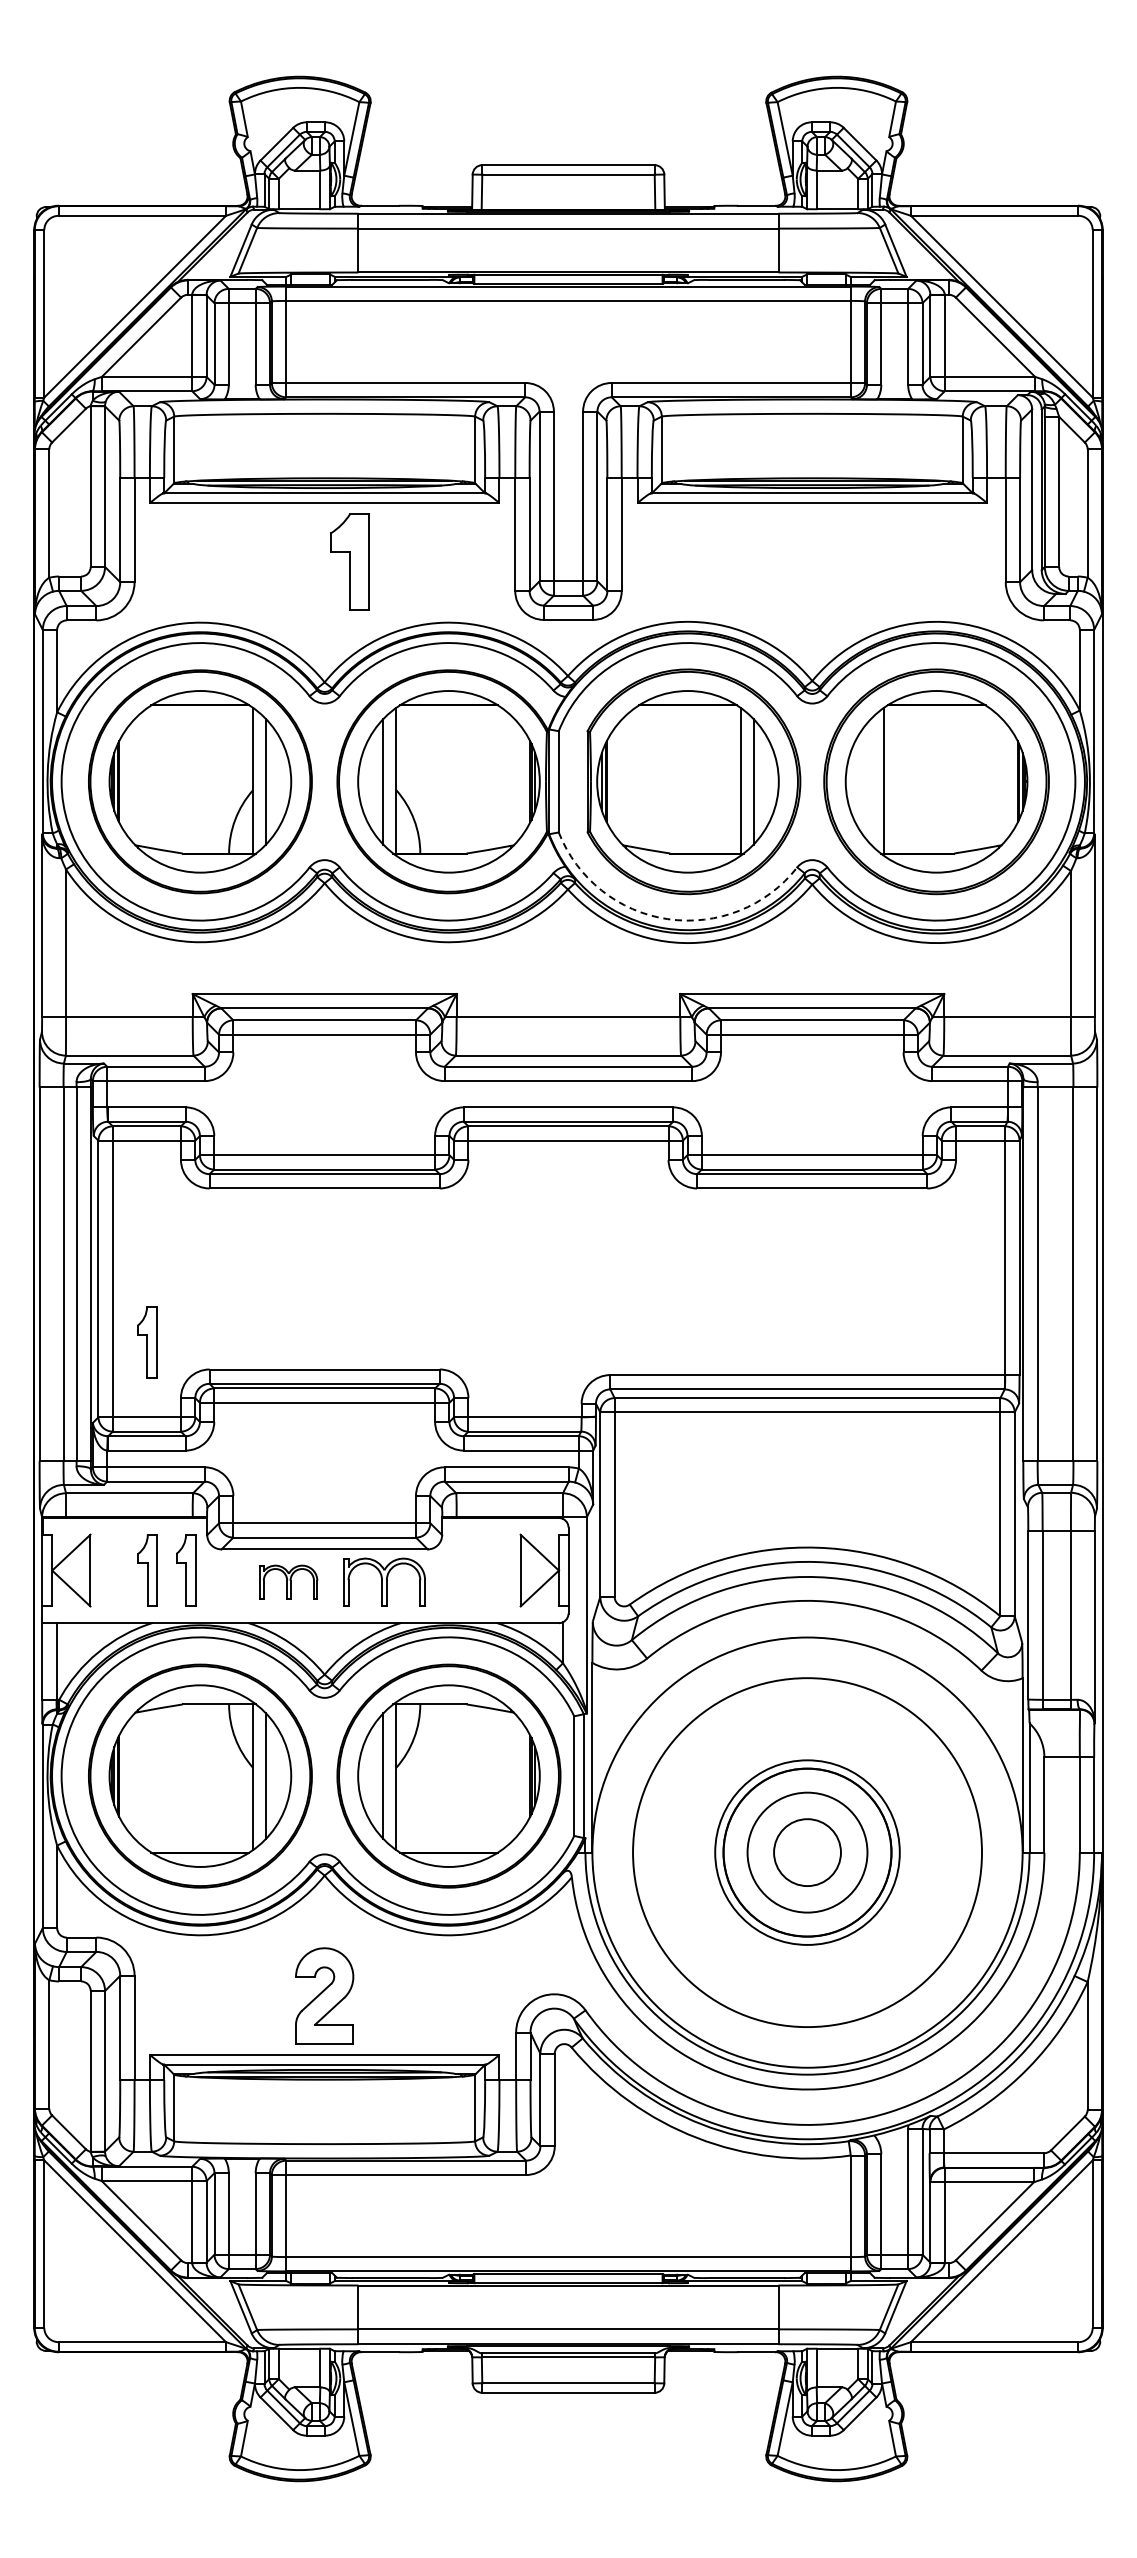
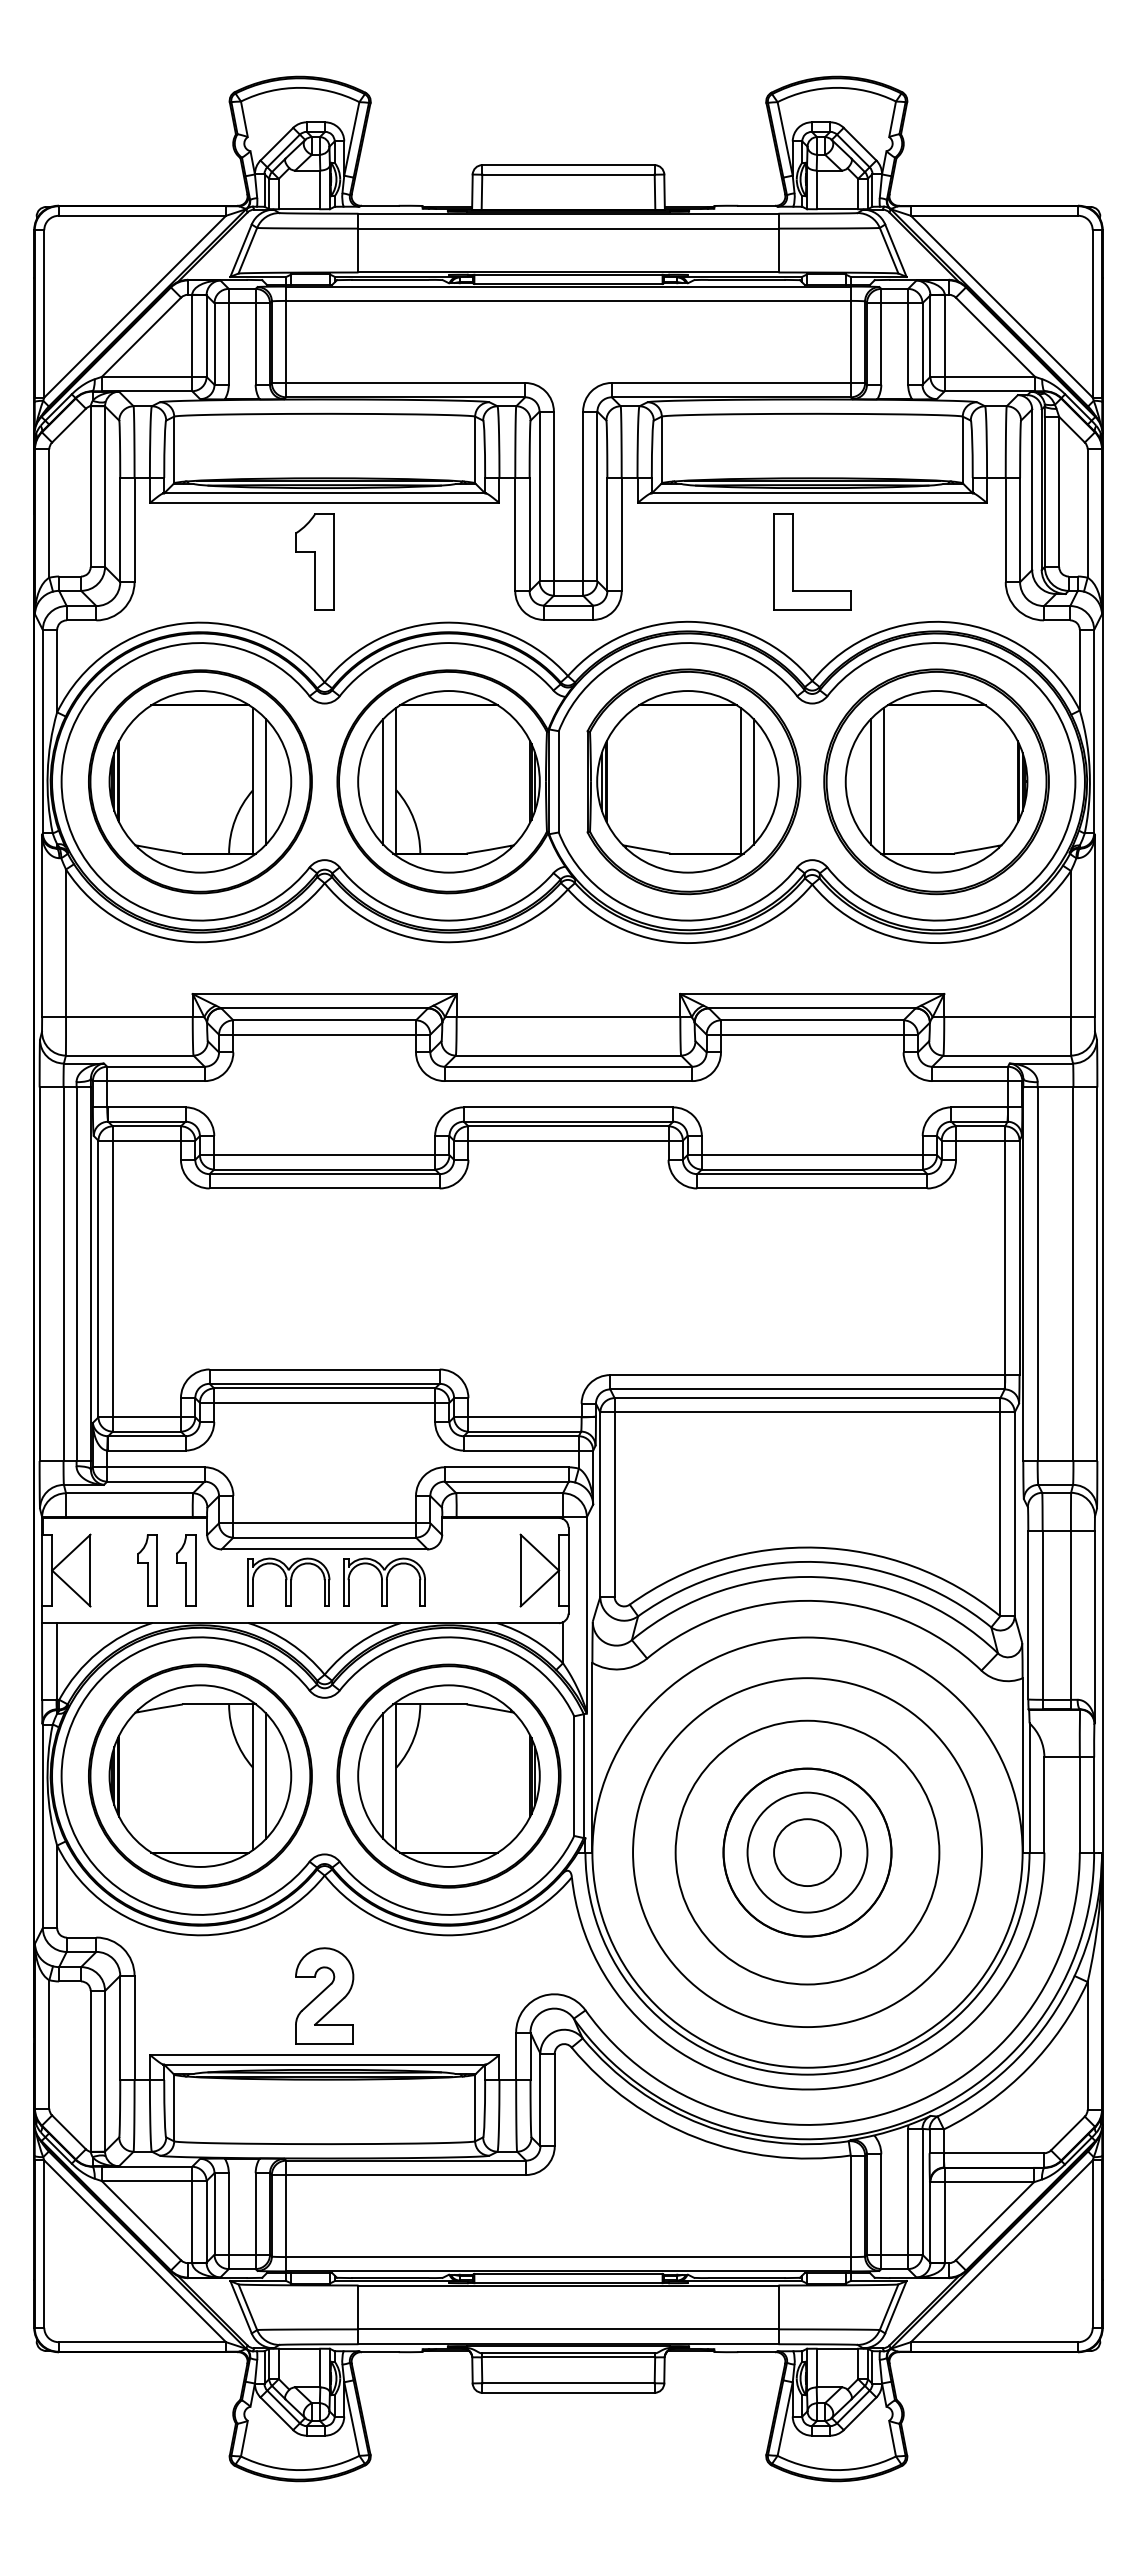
part position: (349, 561) -> (314, 561) (314, 561)
part: none -> present (793, 561)
line: none -> present (871, 781)
arc: dashed -> solid (667, 919)
part: present -> none (147, 1342)
part size: 60x36 px -> 84x50 px (288, 1581)
circle diameter: 185 px -> 264 px (807, 1852)
